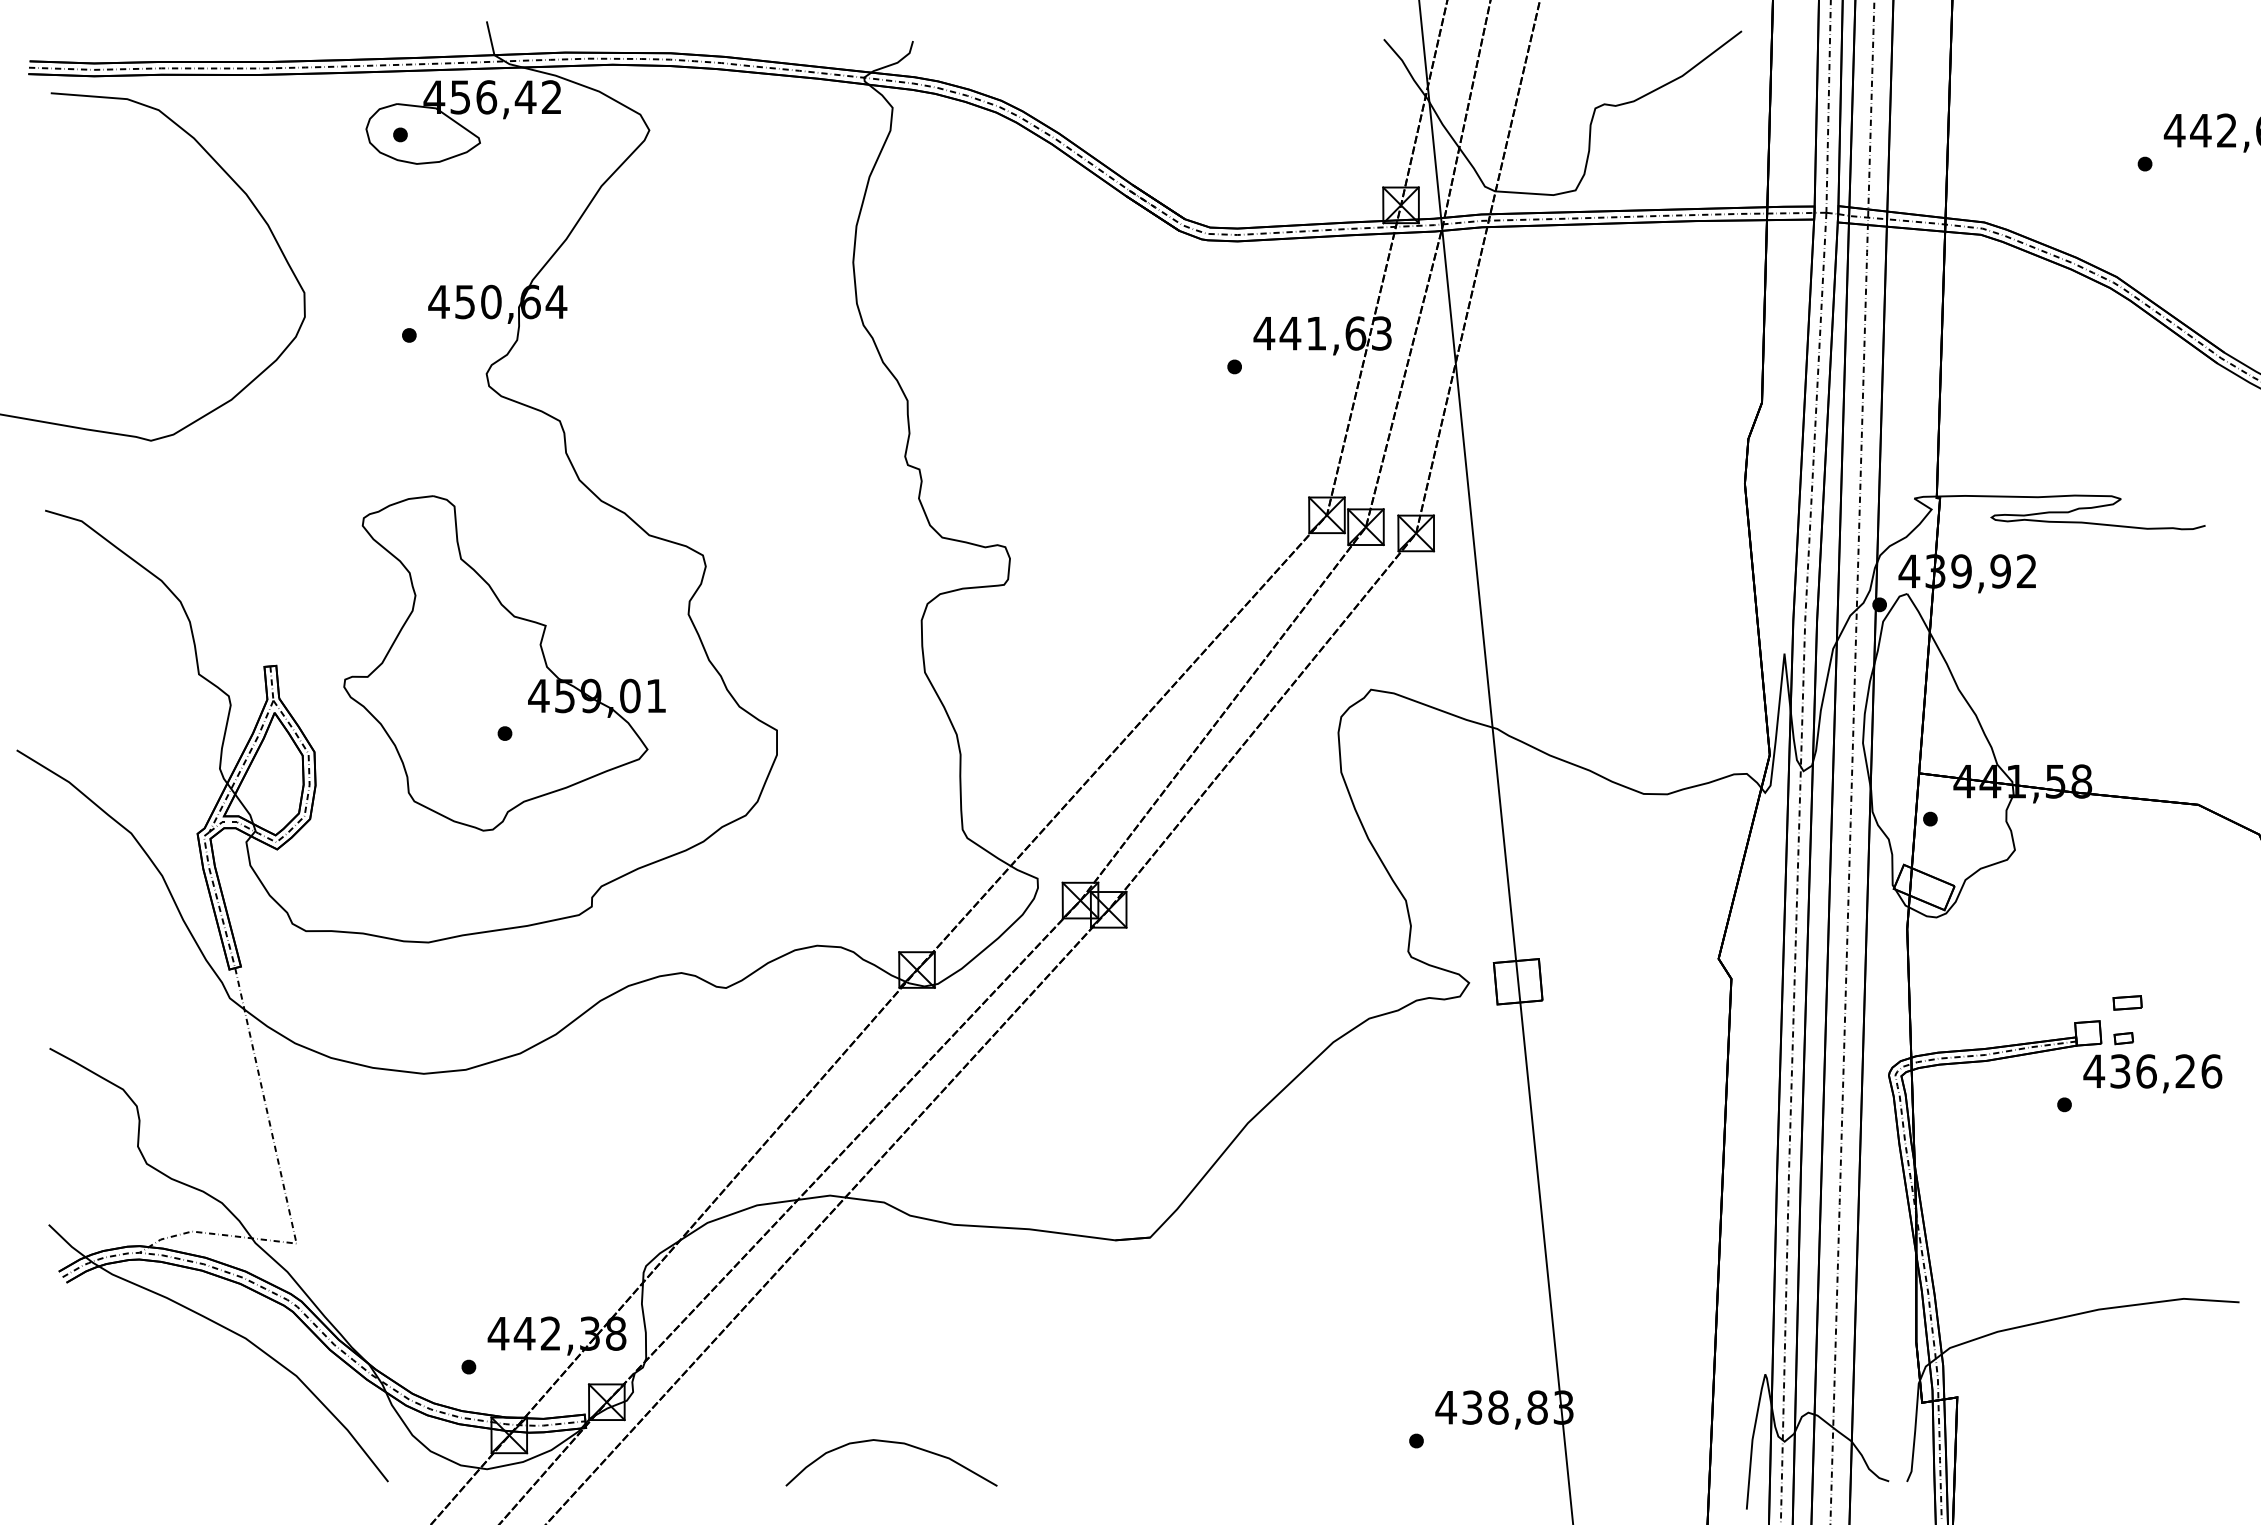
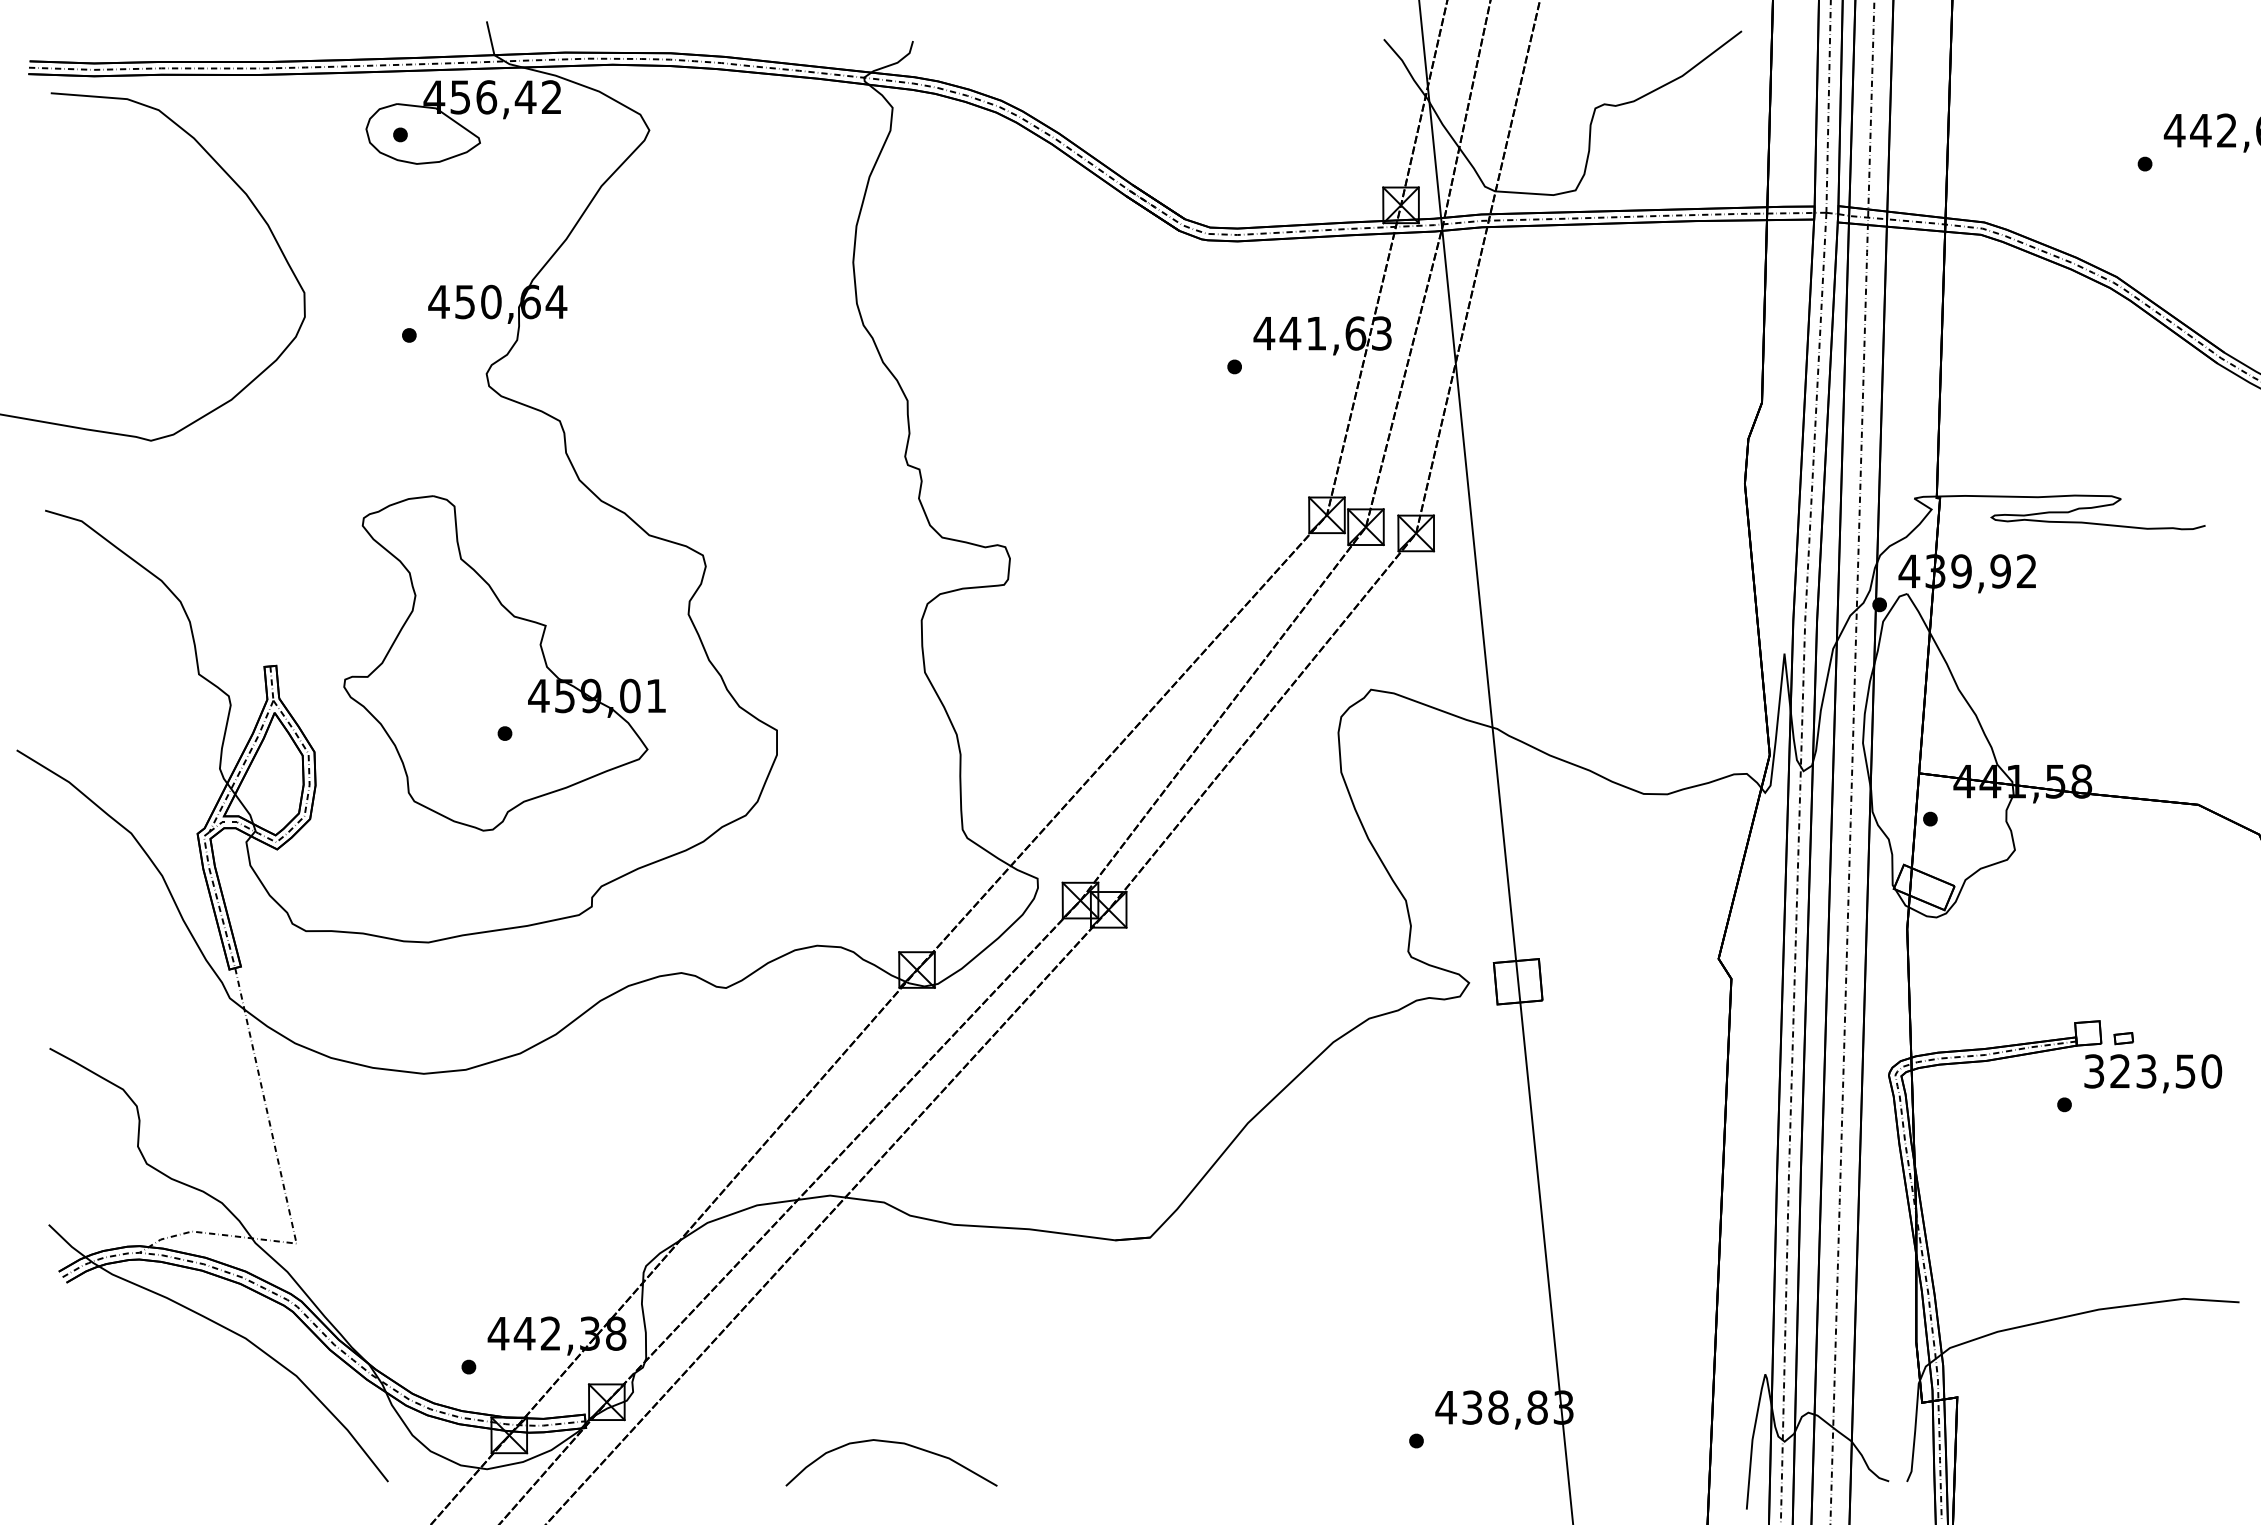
part: present -> none (2127, 1002)
text: 436,26 -> 323,50 (2152, 1071)
